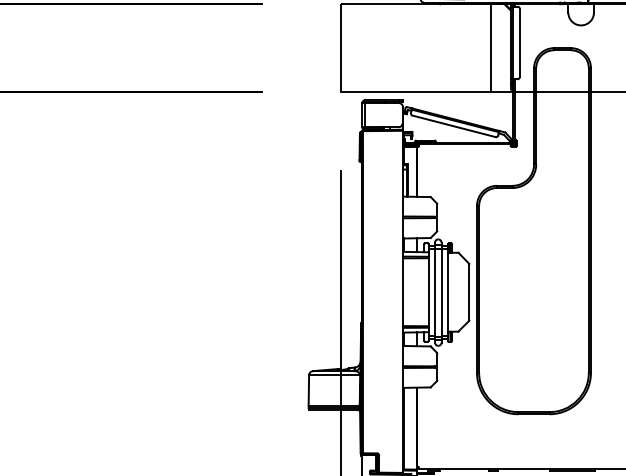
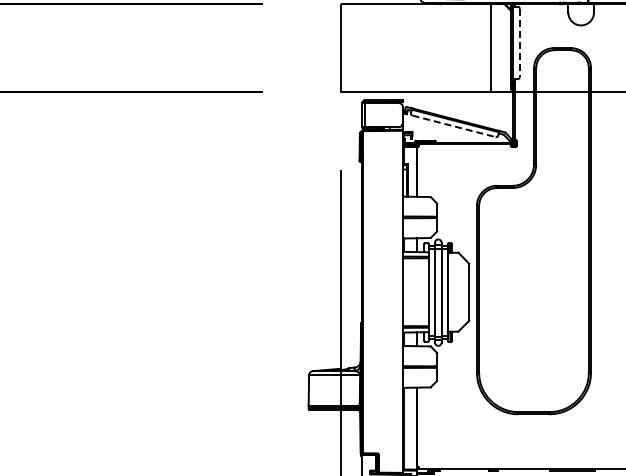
line: solid -> dashed (519, 43)
line: solid -> dashed (454, 126)
